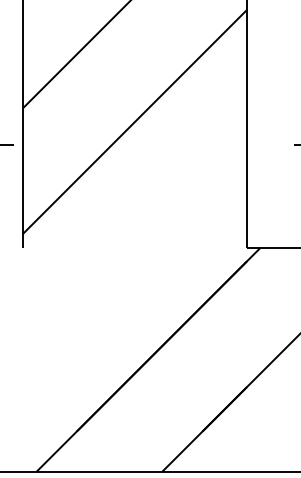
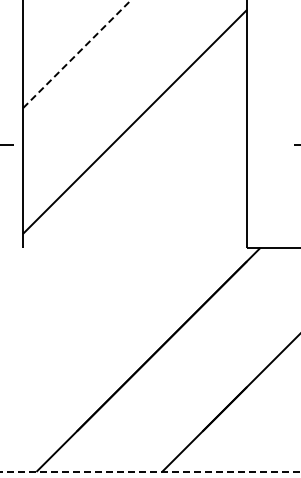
line: solid -> dashed (77, 53)
line: solid -> dashed (150, 471)
